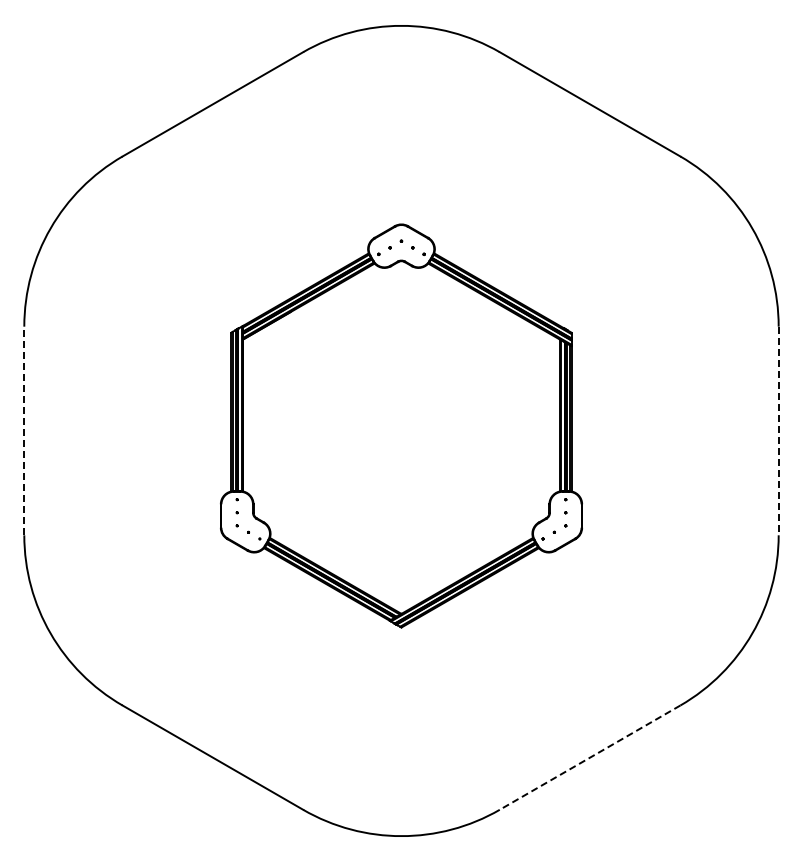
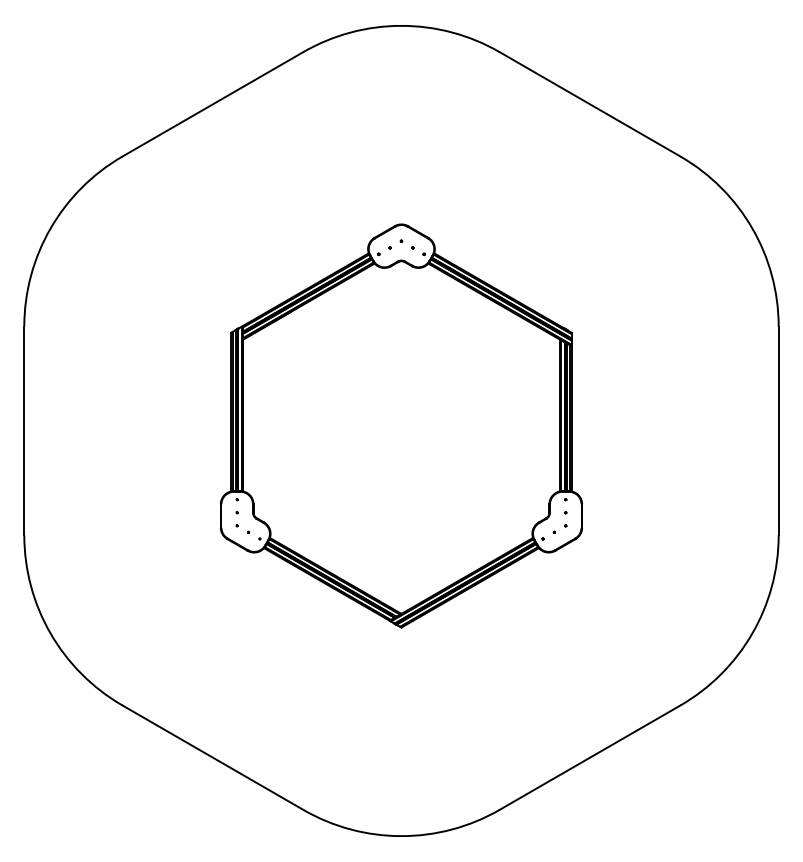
line: dashed -> solid (24, 430)
line: dashed -> solid (778, 431)
line: dashed -> solid (589, 757)
